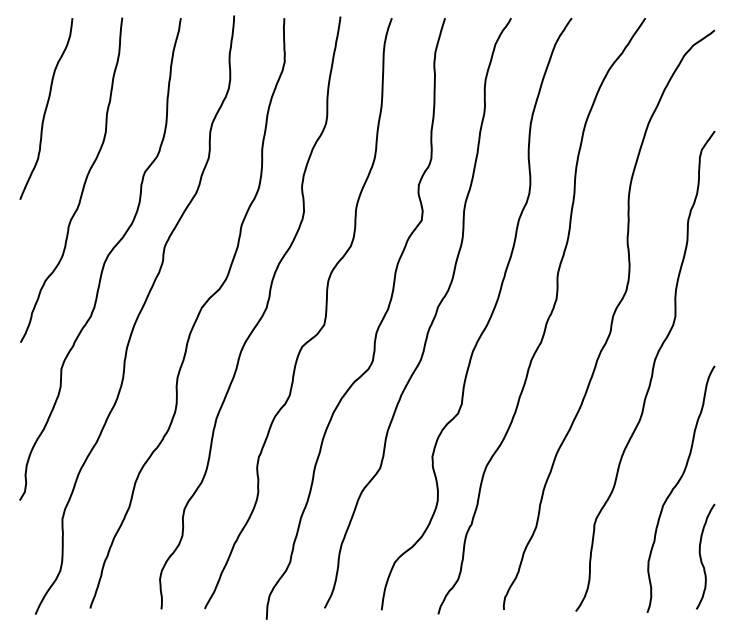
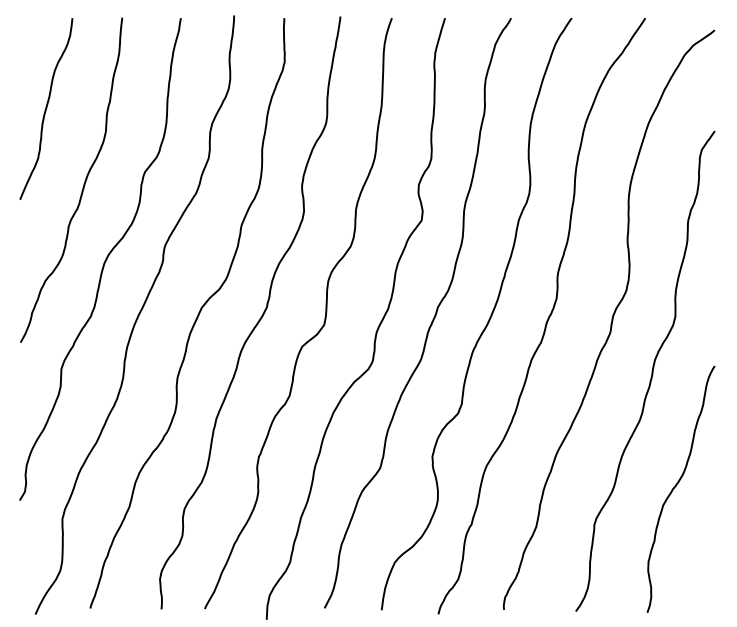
curve: present -> none (701, 556)
